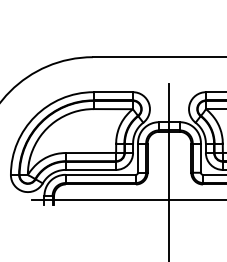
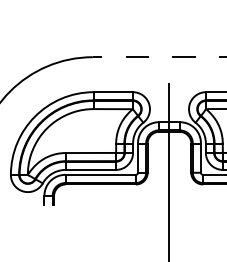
line: solid -> dashed (159, 57)
line: present -> none (127, 200)
